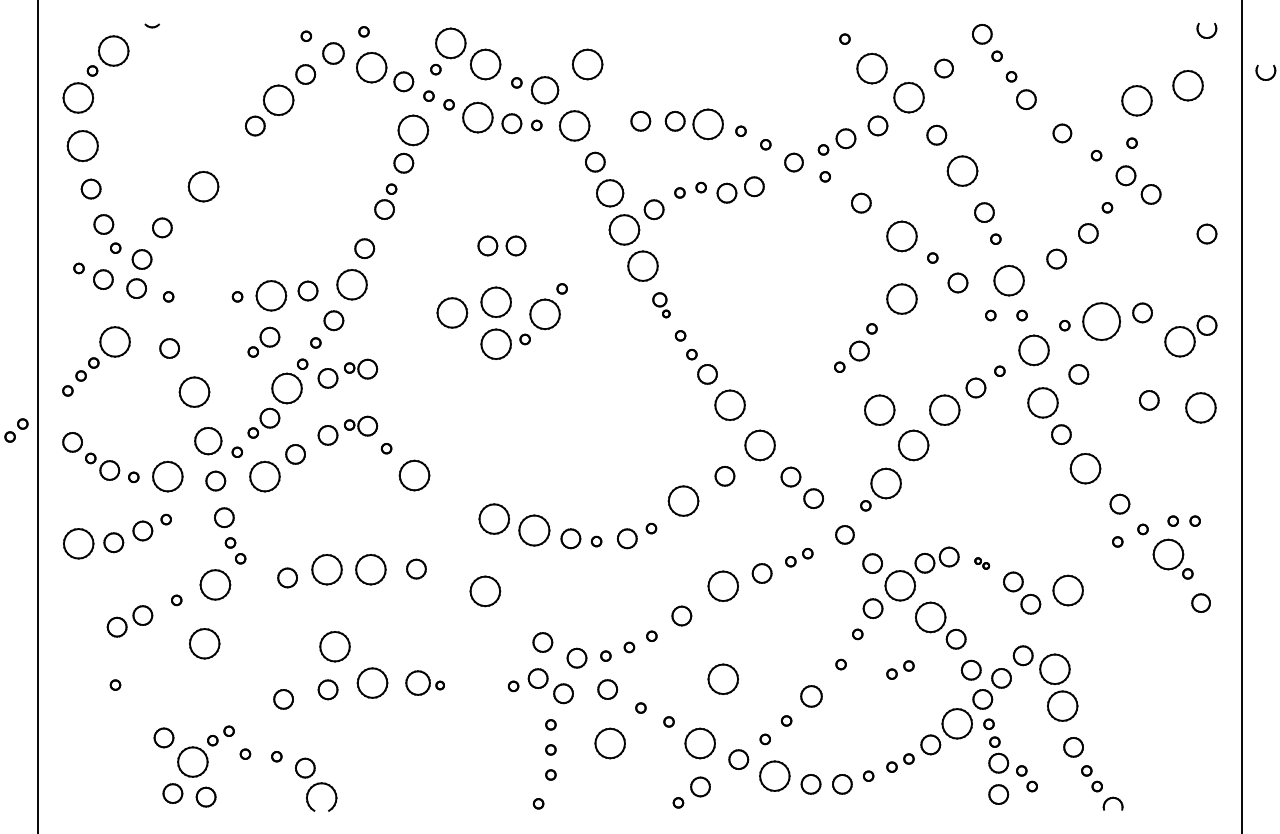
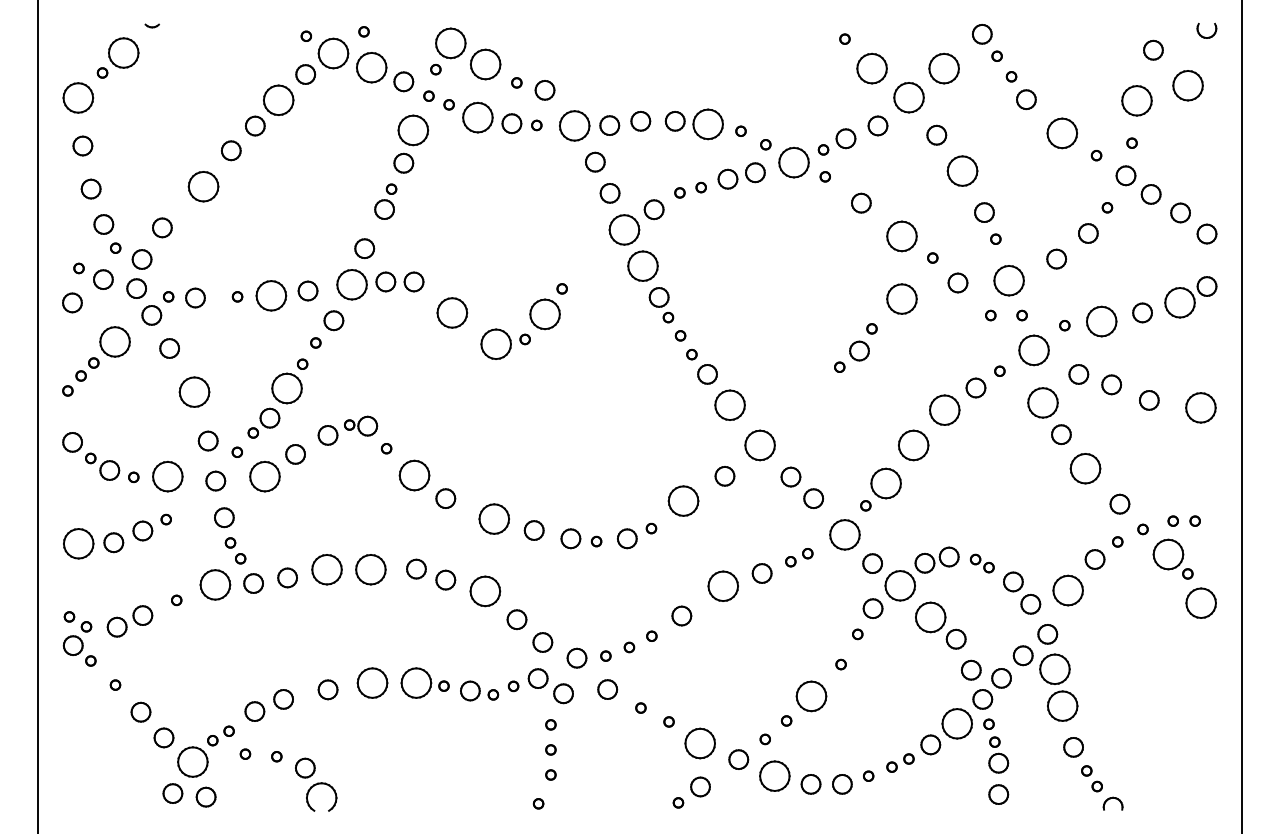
part: none -> present (1153, 49)
part size: 23x23 px -> 33x33 px (333, 53)
part position: (107, 55) -> (117, 57) (117, 57)
part: present -> none (587, 64)
part size: 20x21 px -> 32x33 px (943, 68)
part: present -> none (1264, 78)
part size: 30x29 px -> 22x21 px (544, 90)
part: none -> present (609, 125)
part size: 21x21 px -> 33x33 px (1062, 133)
part size: 33x33 px -> 22x22 px (82, 145)
part: none -> present (231, 150)
part size: 20x21 px -> 32x33 px (793, 162)
part position: (740, 189) -> (741, 175) (741, 175)
part size: 29x29 px -> 22x21 px (609, 193)
part: none -> present (1180, 212)
part position: (501, 245) -> (399, 281) (399, 281)
part: none -> present (195, 297)
part: present -> none (495, 301)
part: none -> present (72, 302)
part size: 19x27 px -> 27x37 px (661, 305)
part: none -> present (151, 315)
part size: 40x39 px -> 32x33 px (1101, 321)
part position: (1190, 336) -> (1190, 297) (1190, 297)
part: present -> none (263, 341)
part: present -> none (347, 373)
part: none -> present (1111, 384)
part: present -> none (879, 409)
part: present -> none (16, 430)
part size: 29x29 px -> 22x22 px (207, 440)
part: none -> present (445, 498)
part size: 33x33 px -> 22x21 px (533, 530)
part size: 20x20 px -> 32x32 px (844, 534)
part: none -> present (1094, 559)
part size: 17x13 px -> 26x21 px (981, 563)
part: none -> present (445, 579)
part: none -> present (253, 583)
part size: 20x20 px -> 32x32 px (1200, 602)
part: none -> present (516, 619)
part: none -> present (1047, 634)
part: none -> present (79, 638)
part: present -> none (204, 643)
part: present -> none (334, 646)
part: present -> none (900, 669)
part: present -> none (722, 678)
part size: 40x26 px -> 50x32 px (424, 682)
part: none -> present (479, 690)
part size: 23x23 px -> 33x33 px (811, 696)
part: none -> present (140, 711)
part: none -> present (254, 711)
part: present -> none (609, 743)
part: present -> none (1026, 778)
